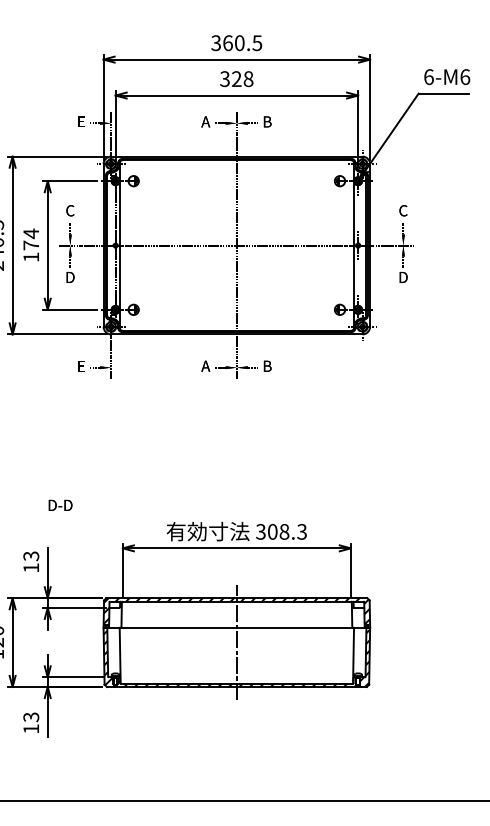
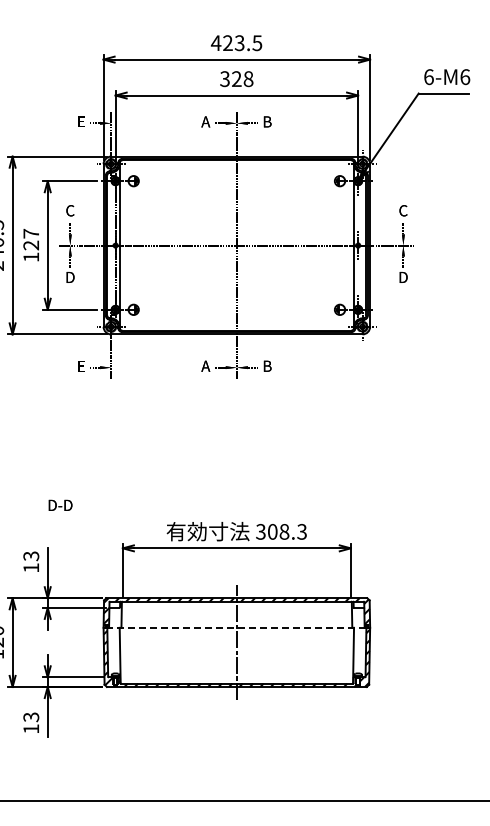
text: 360.5 -> 423.5 (227, 43)
text: 174 -> 127 (30, 239)
line: solid -> dashed (236, 627)
